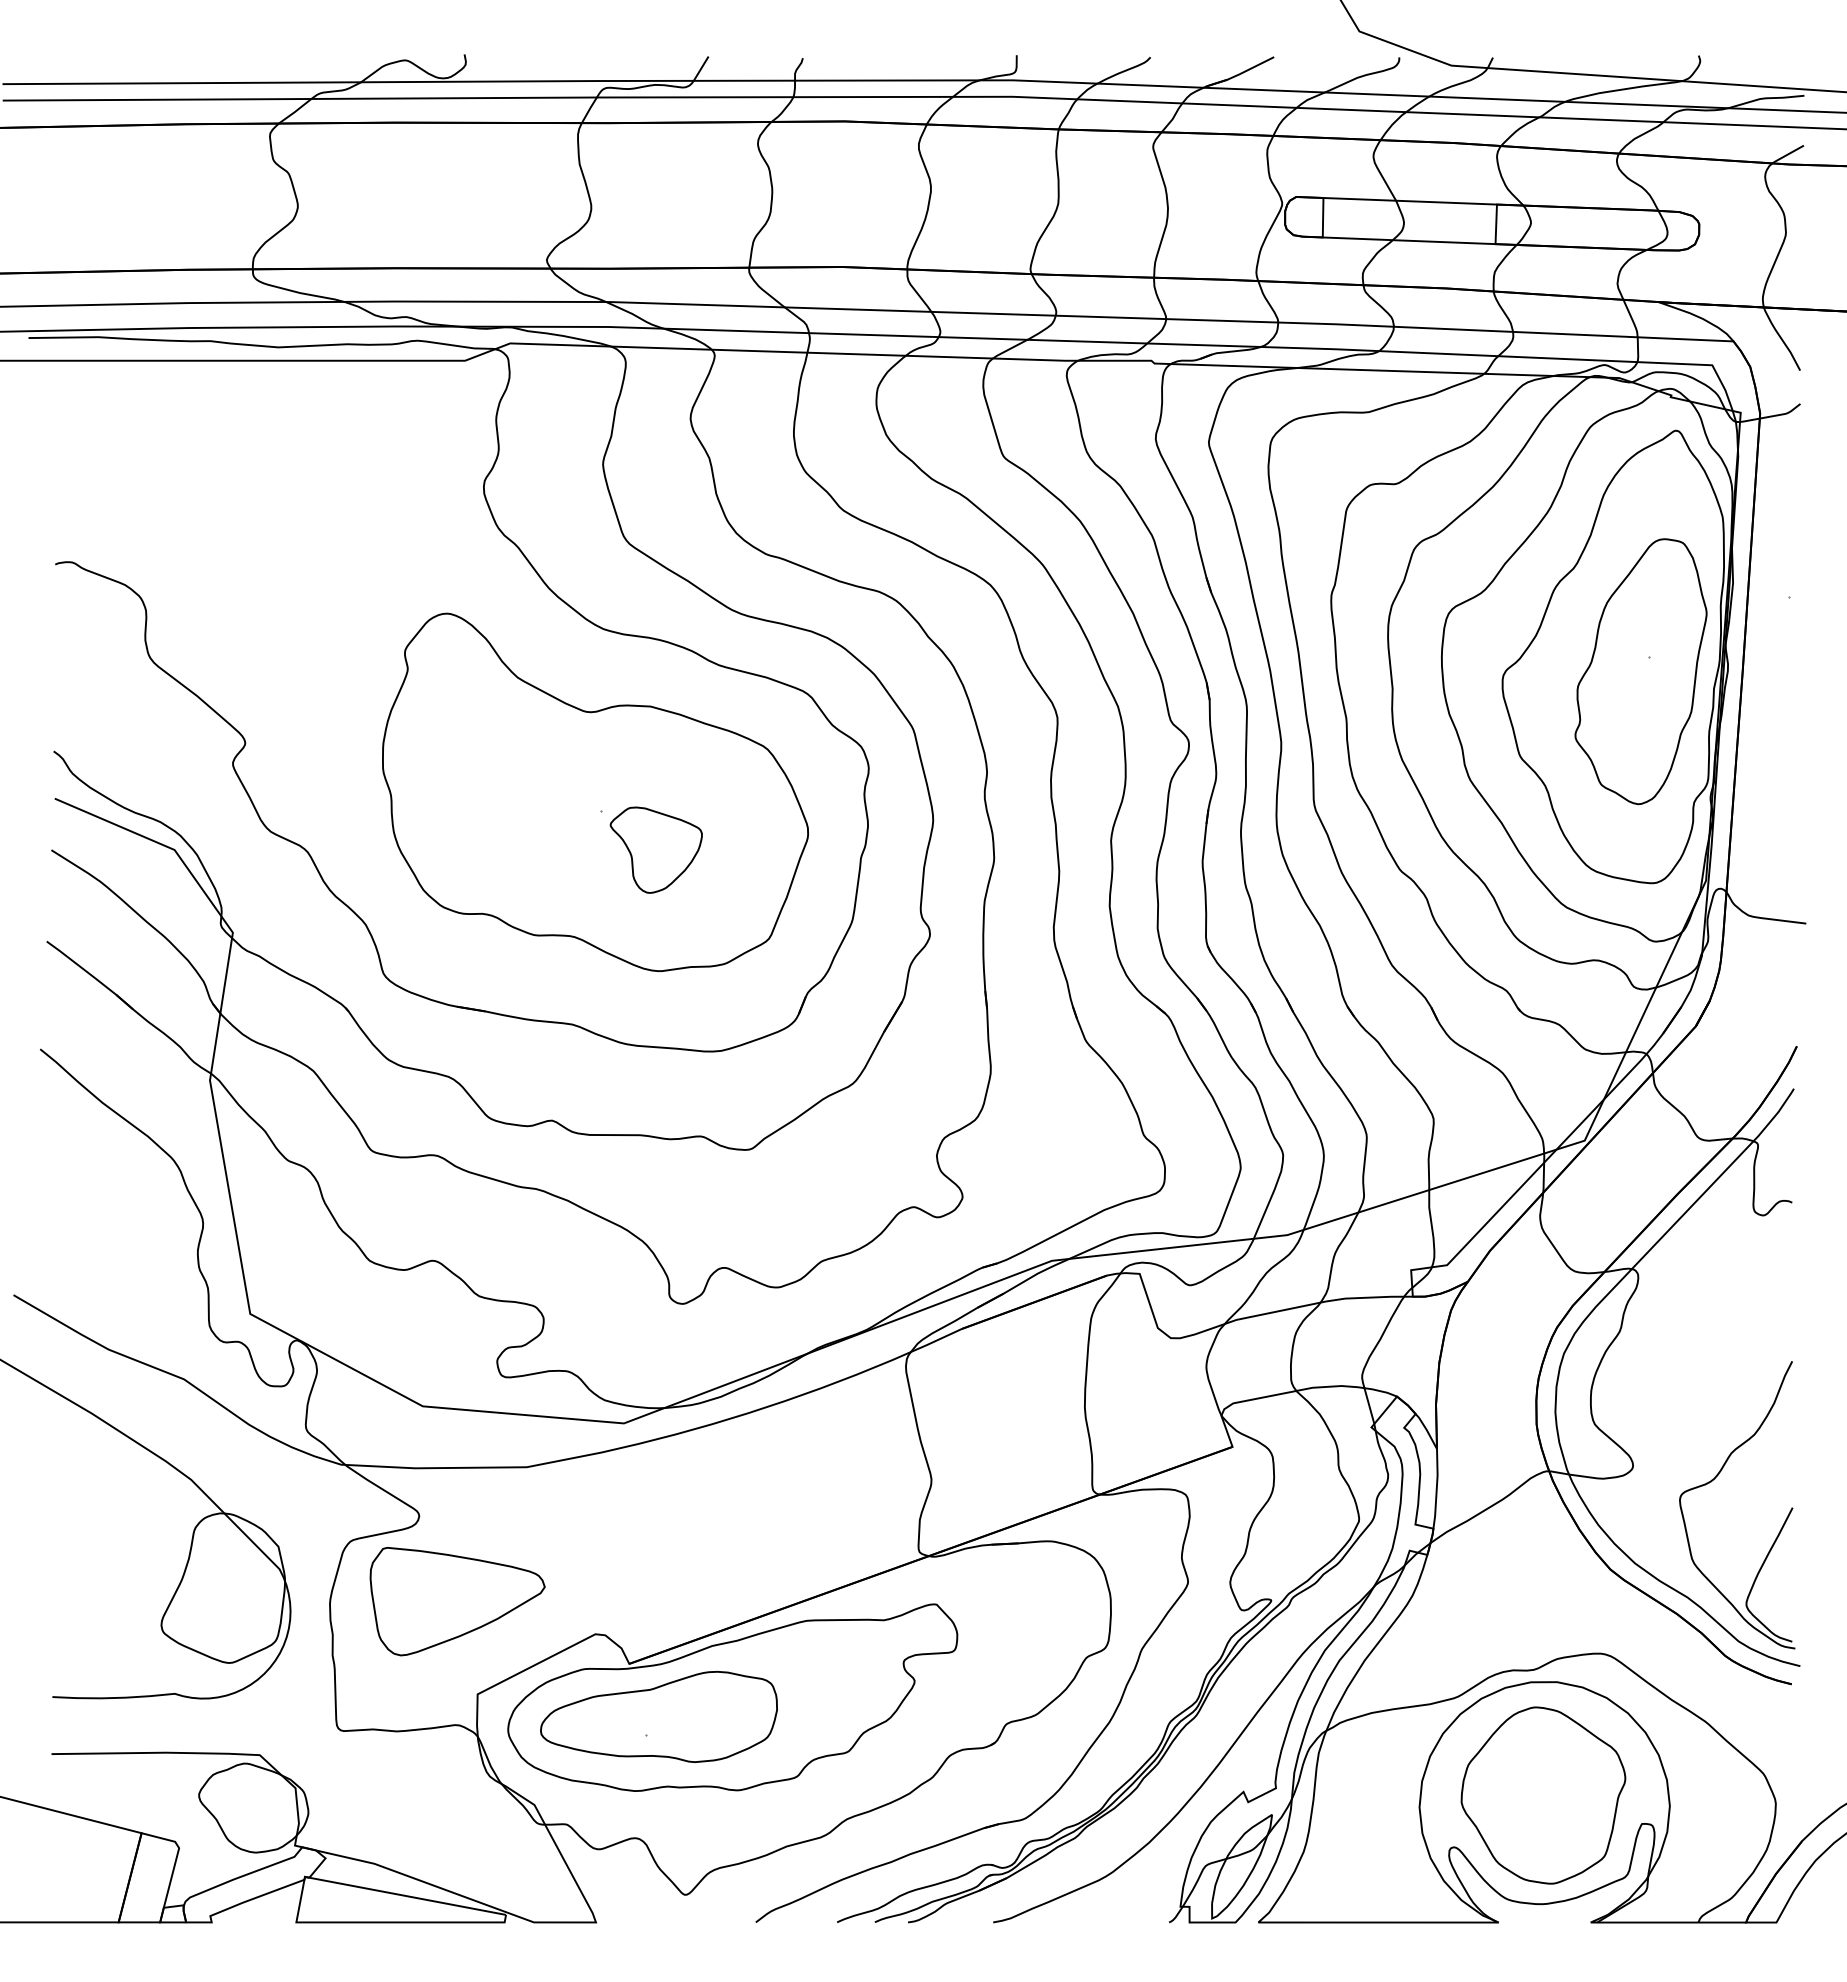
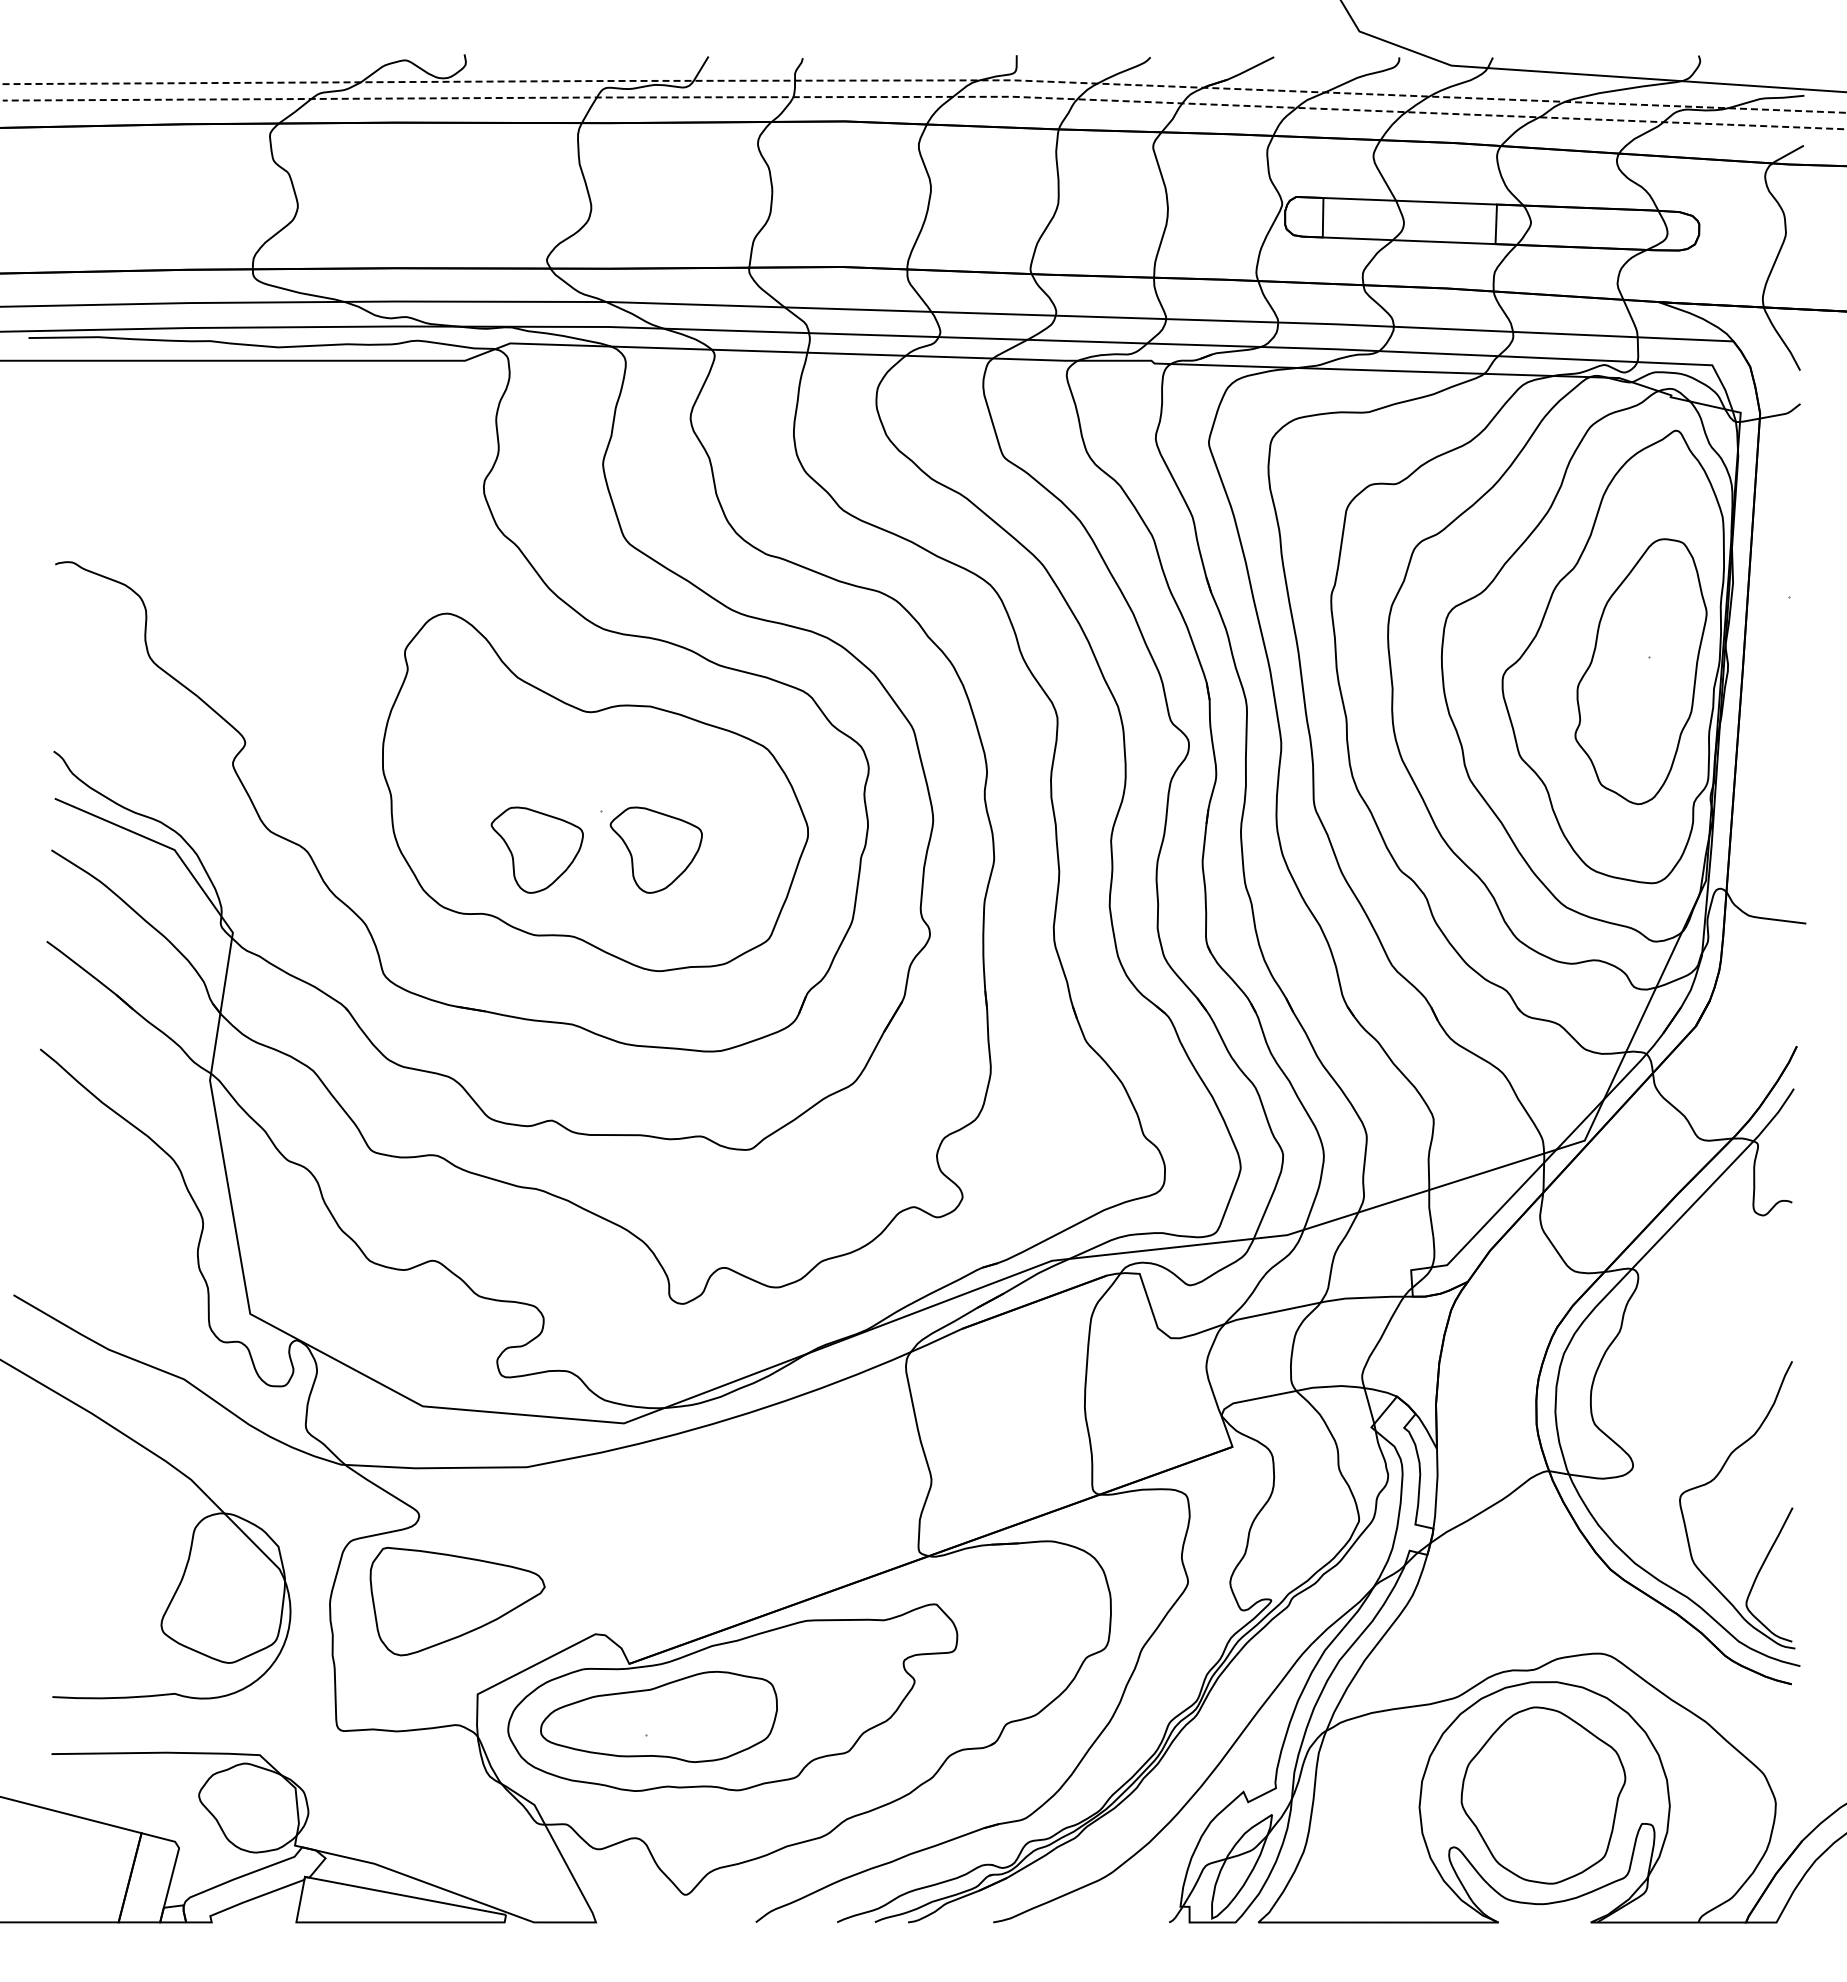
line: solid -> dashed (924, 80)
line: solid -> dashed (924, 96)
part: none -> present (536, 849)
